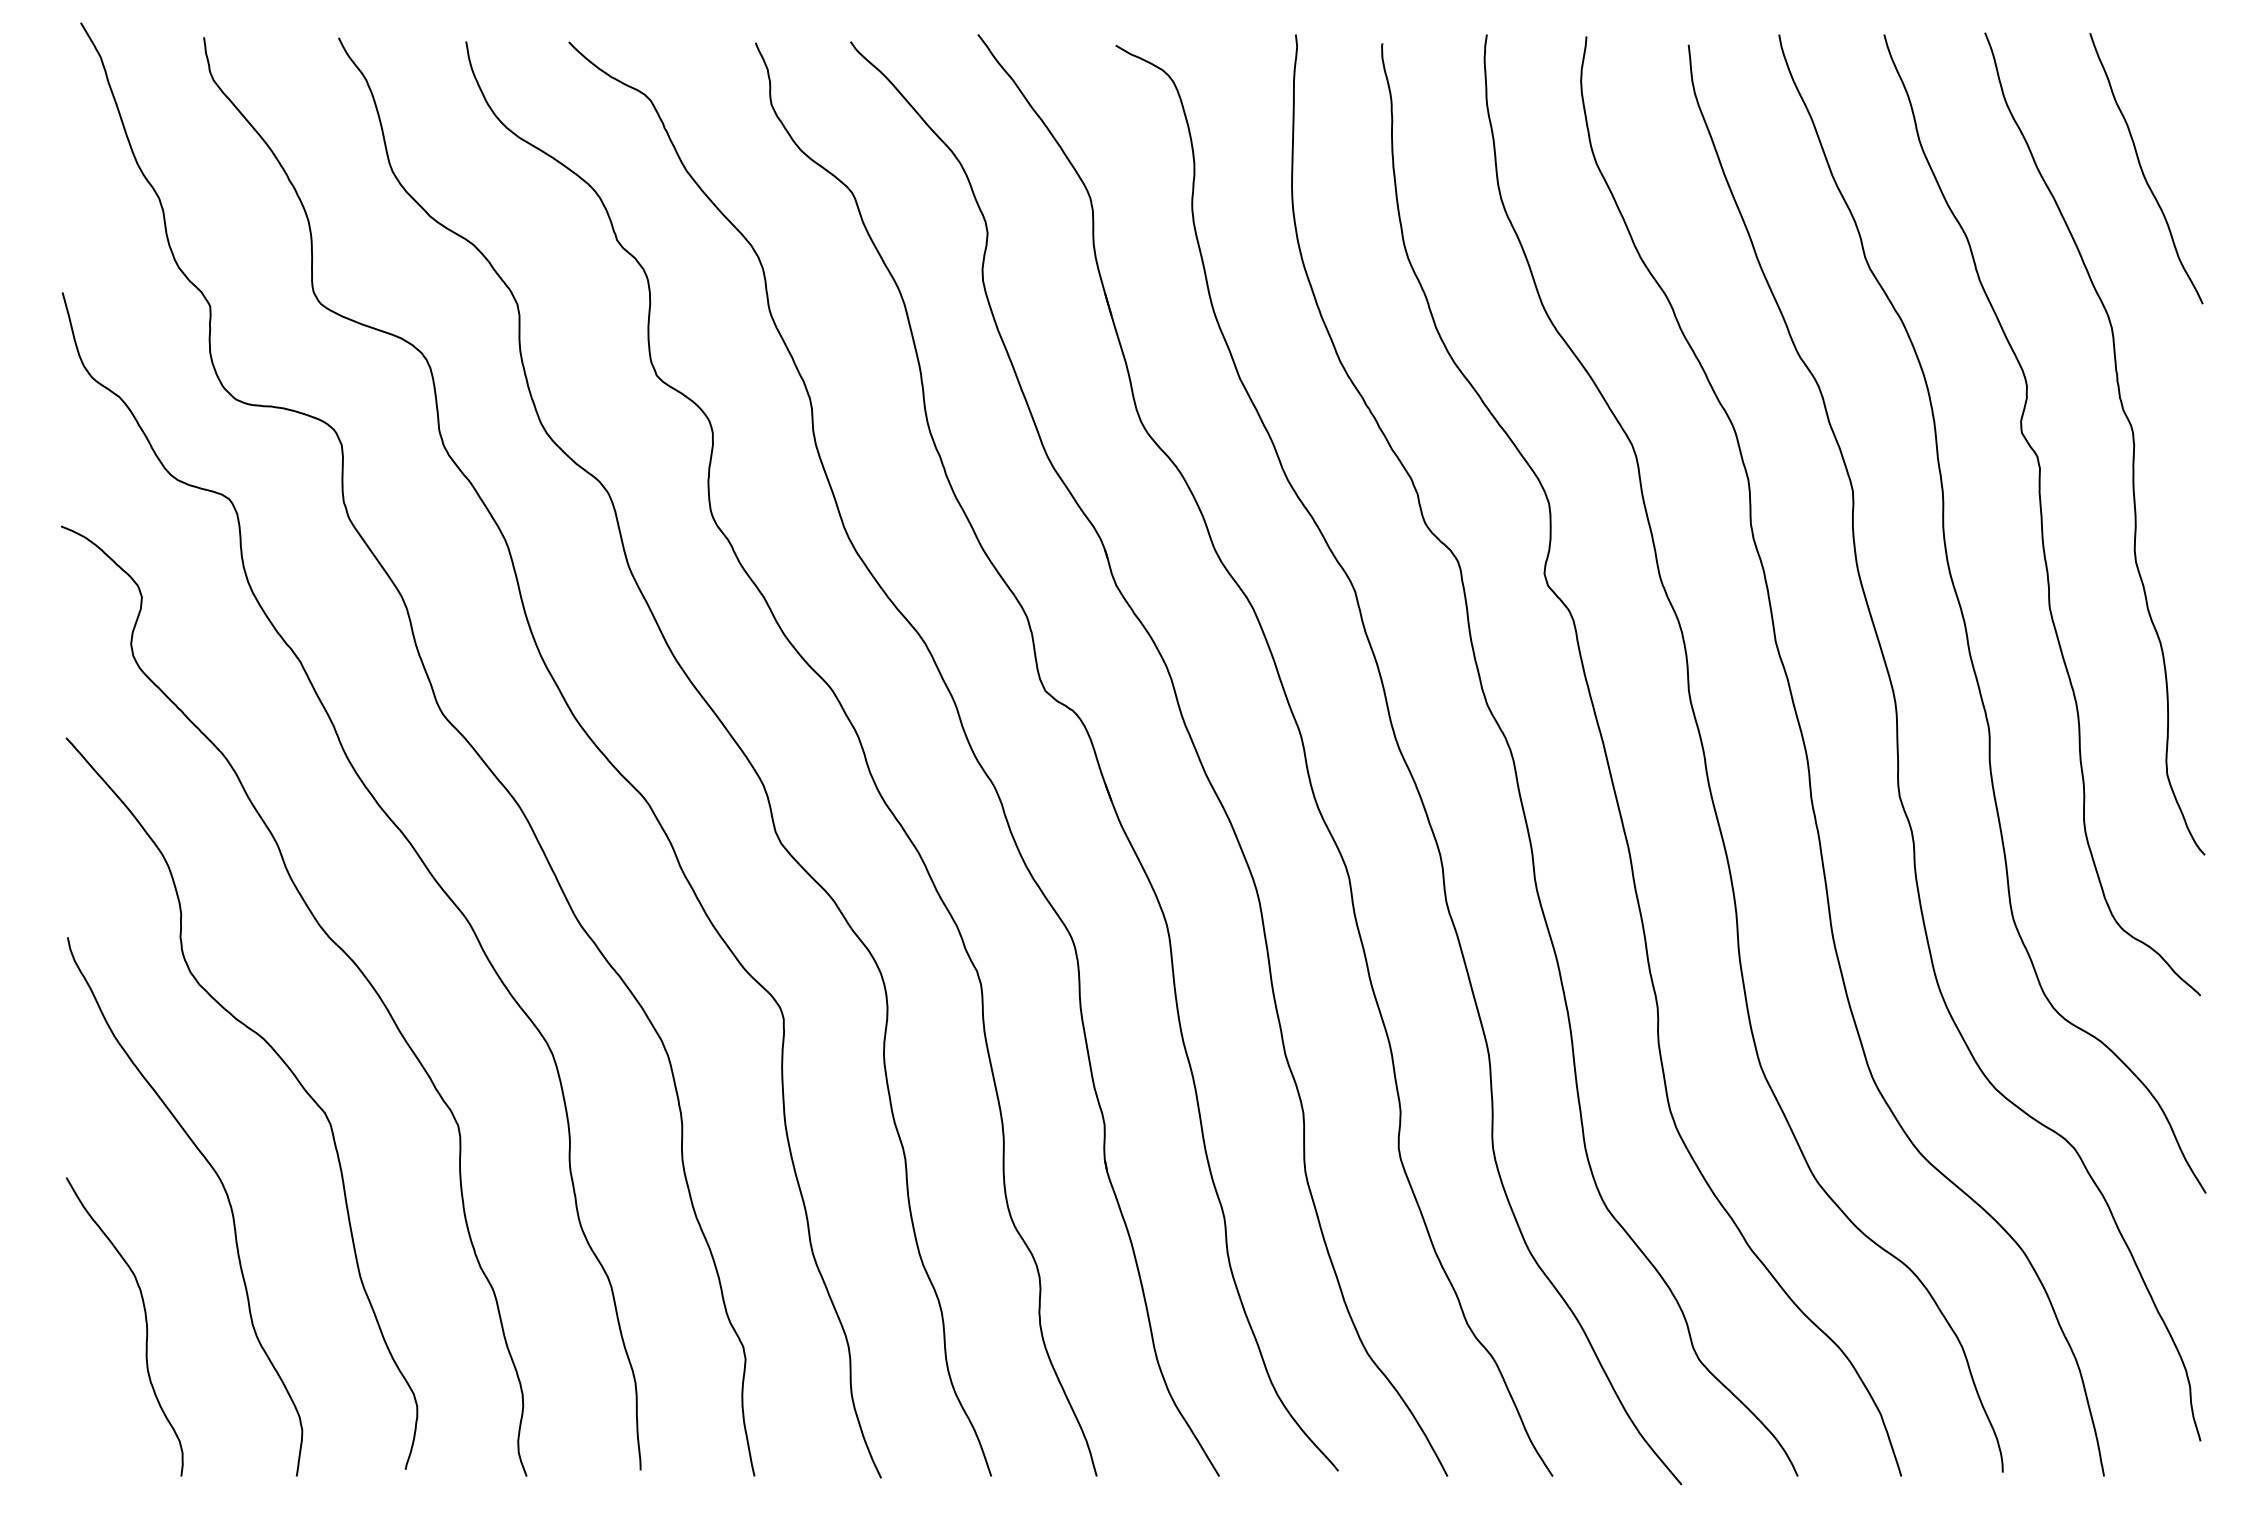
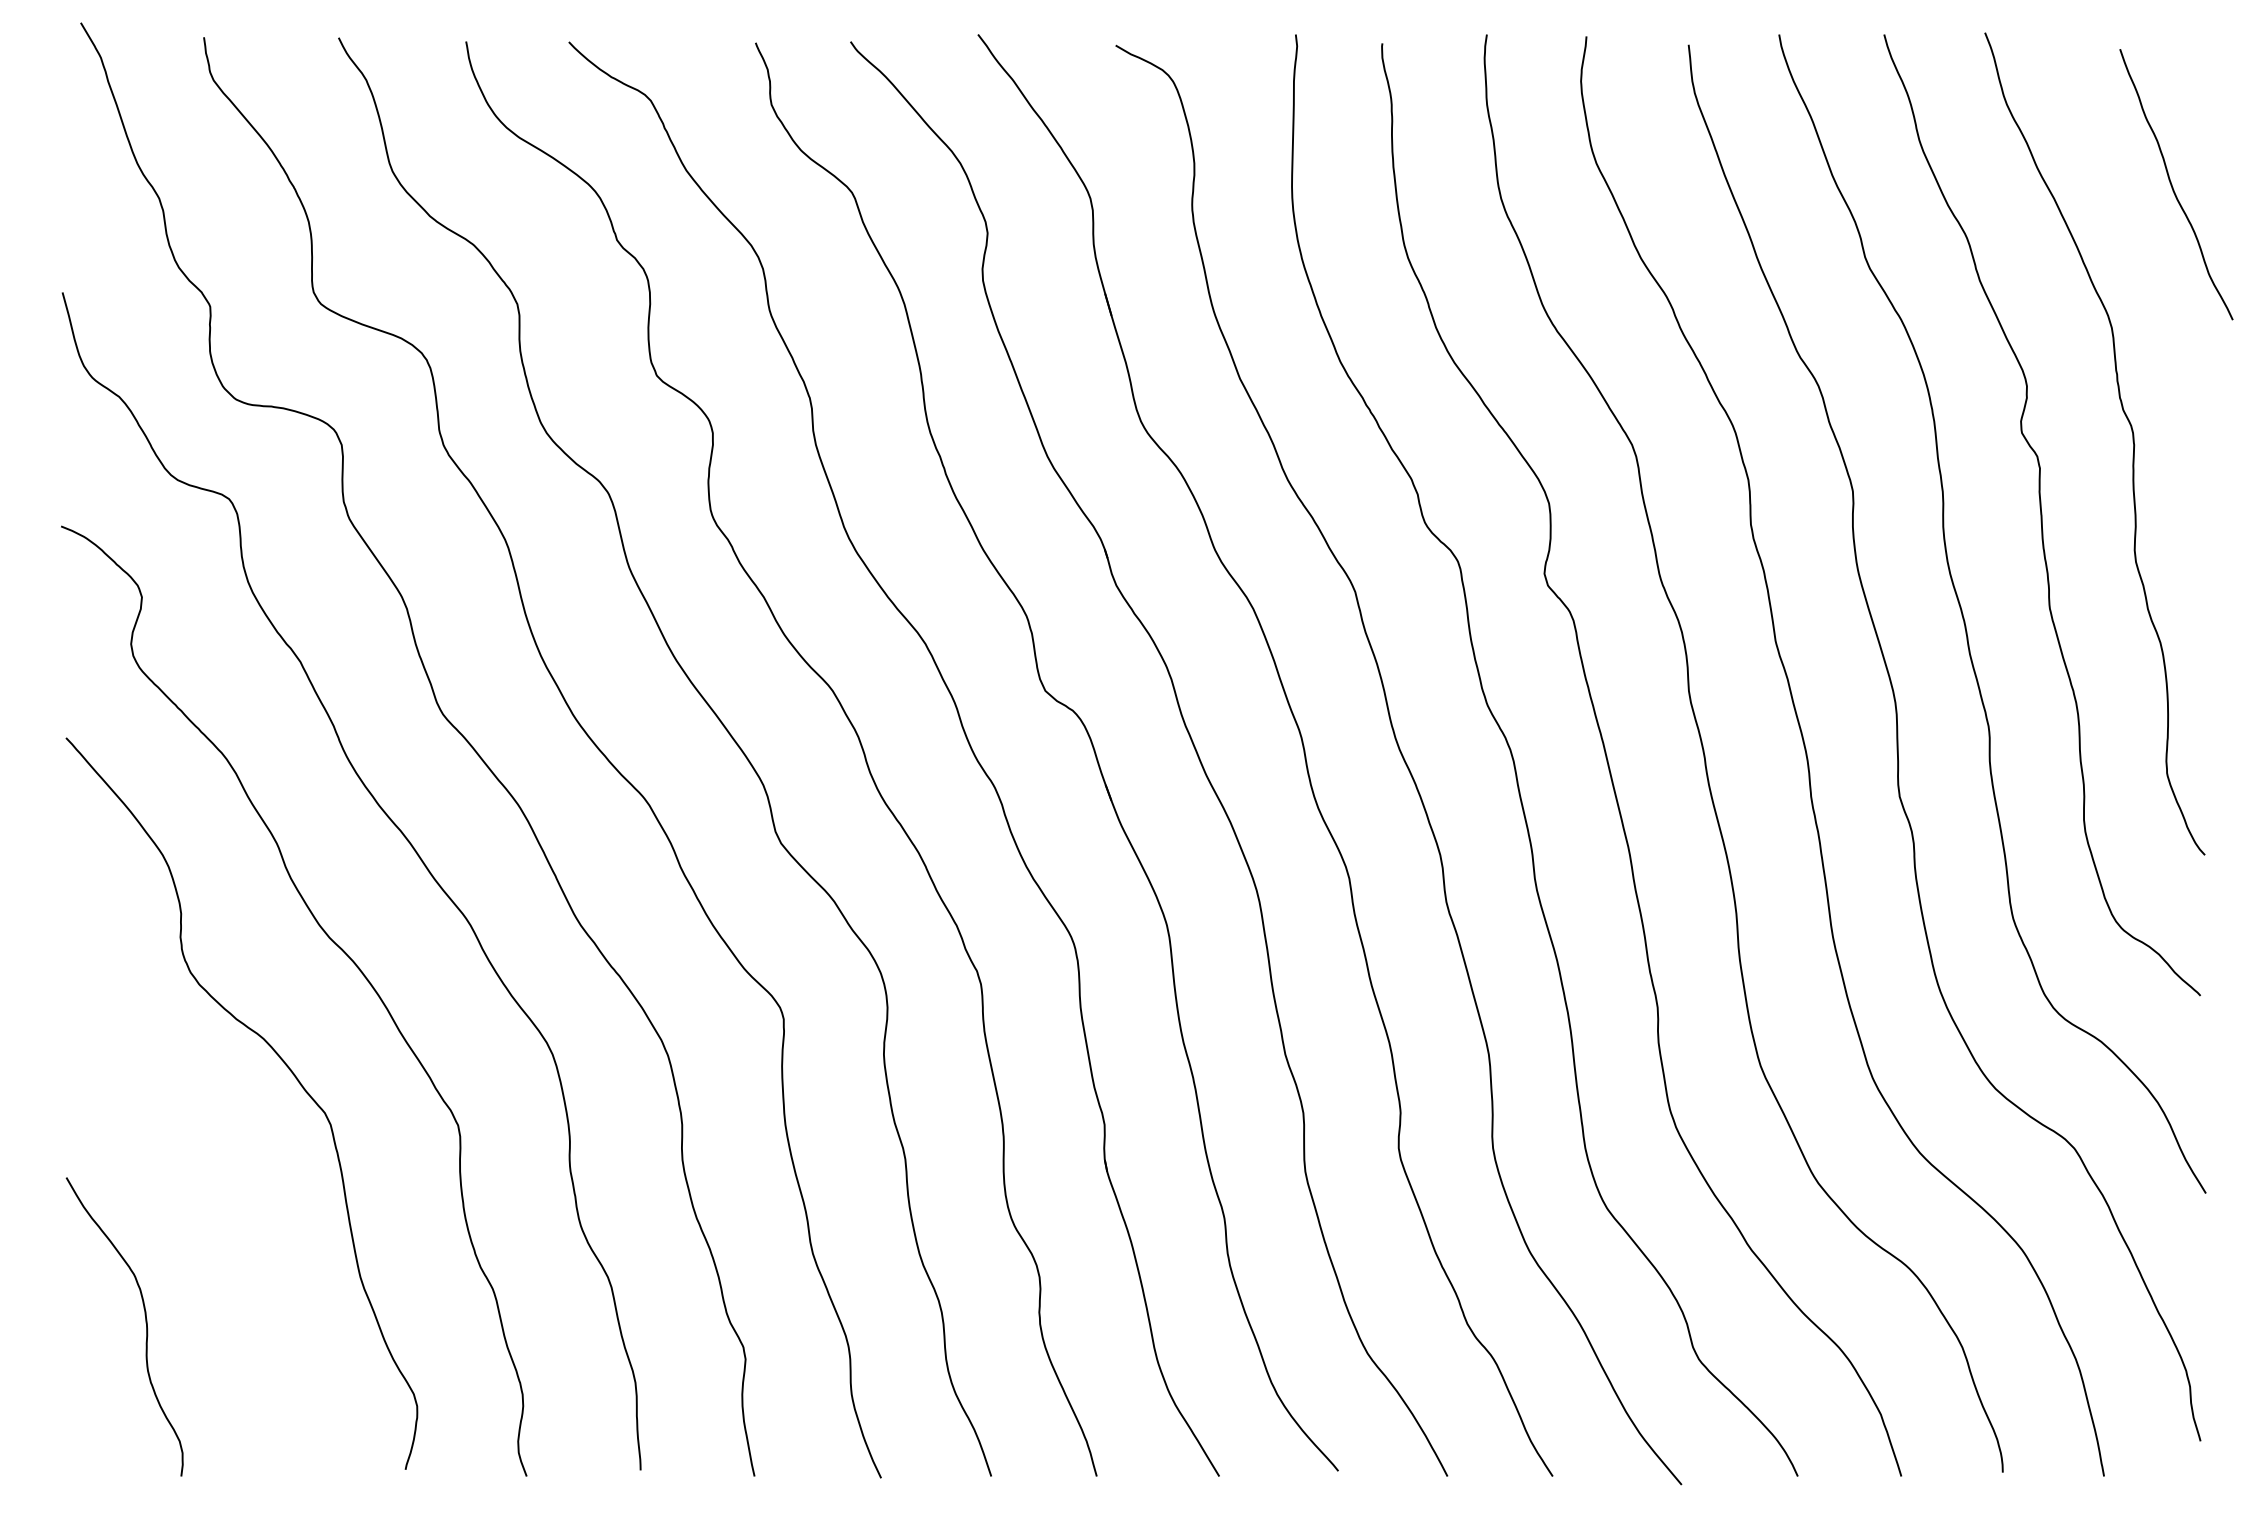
curve position: (2142, 168) -> (2172, 184) (2172, 184)
curve: present -> none (223, 1189)
